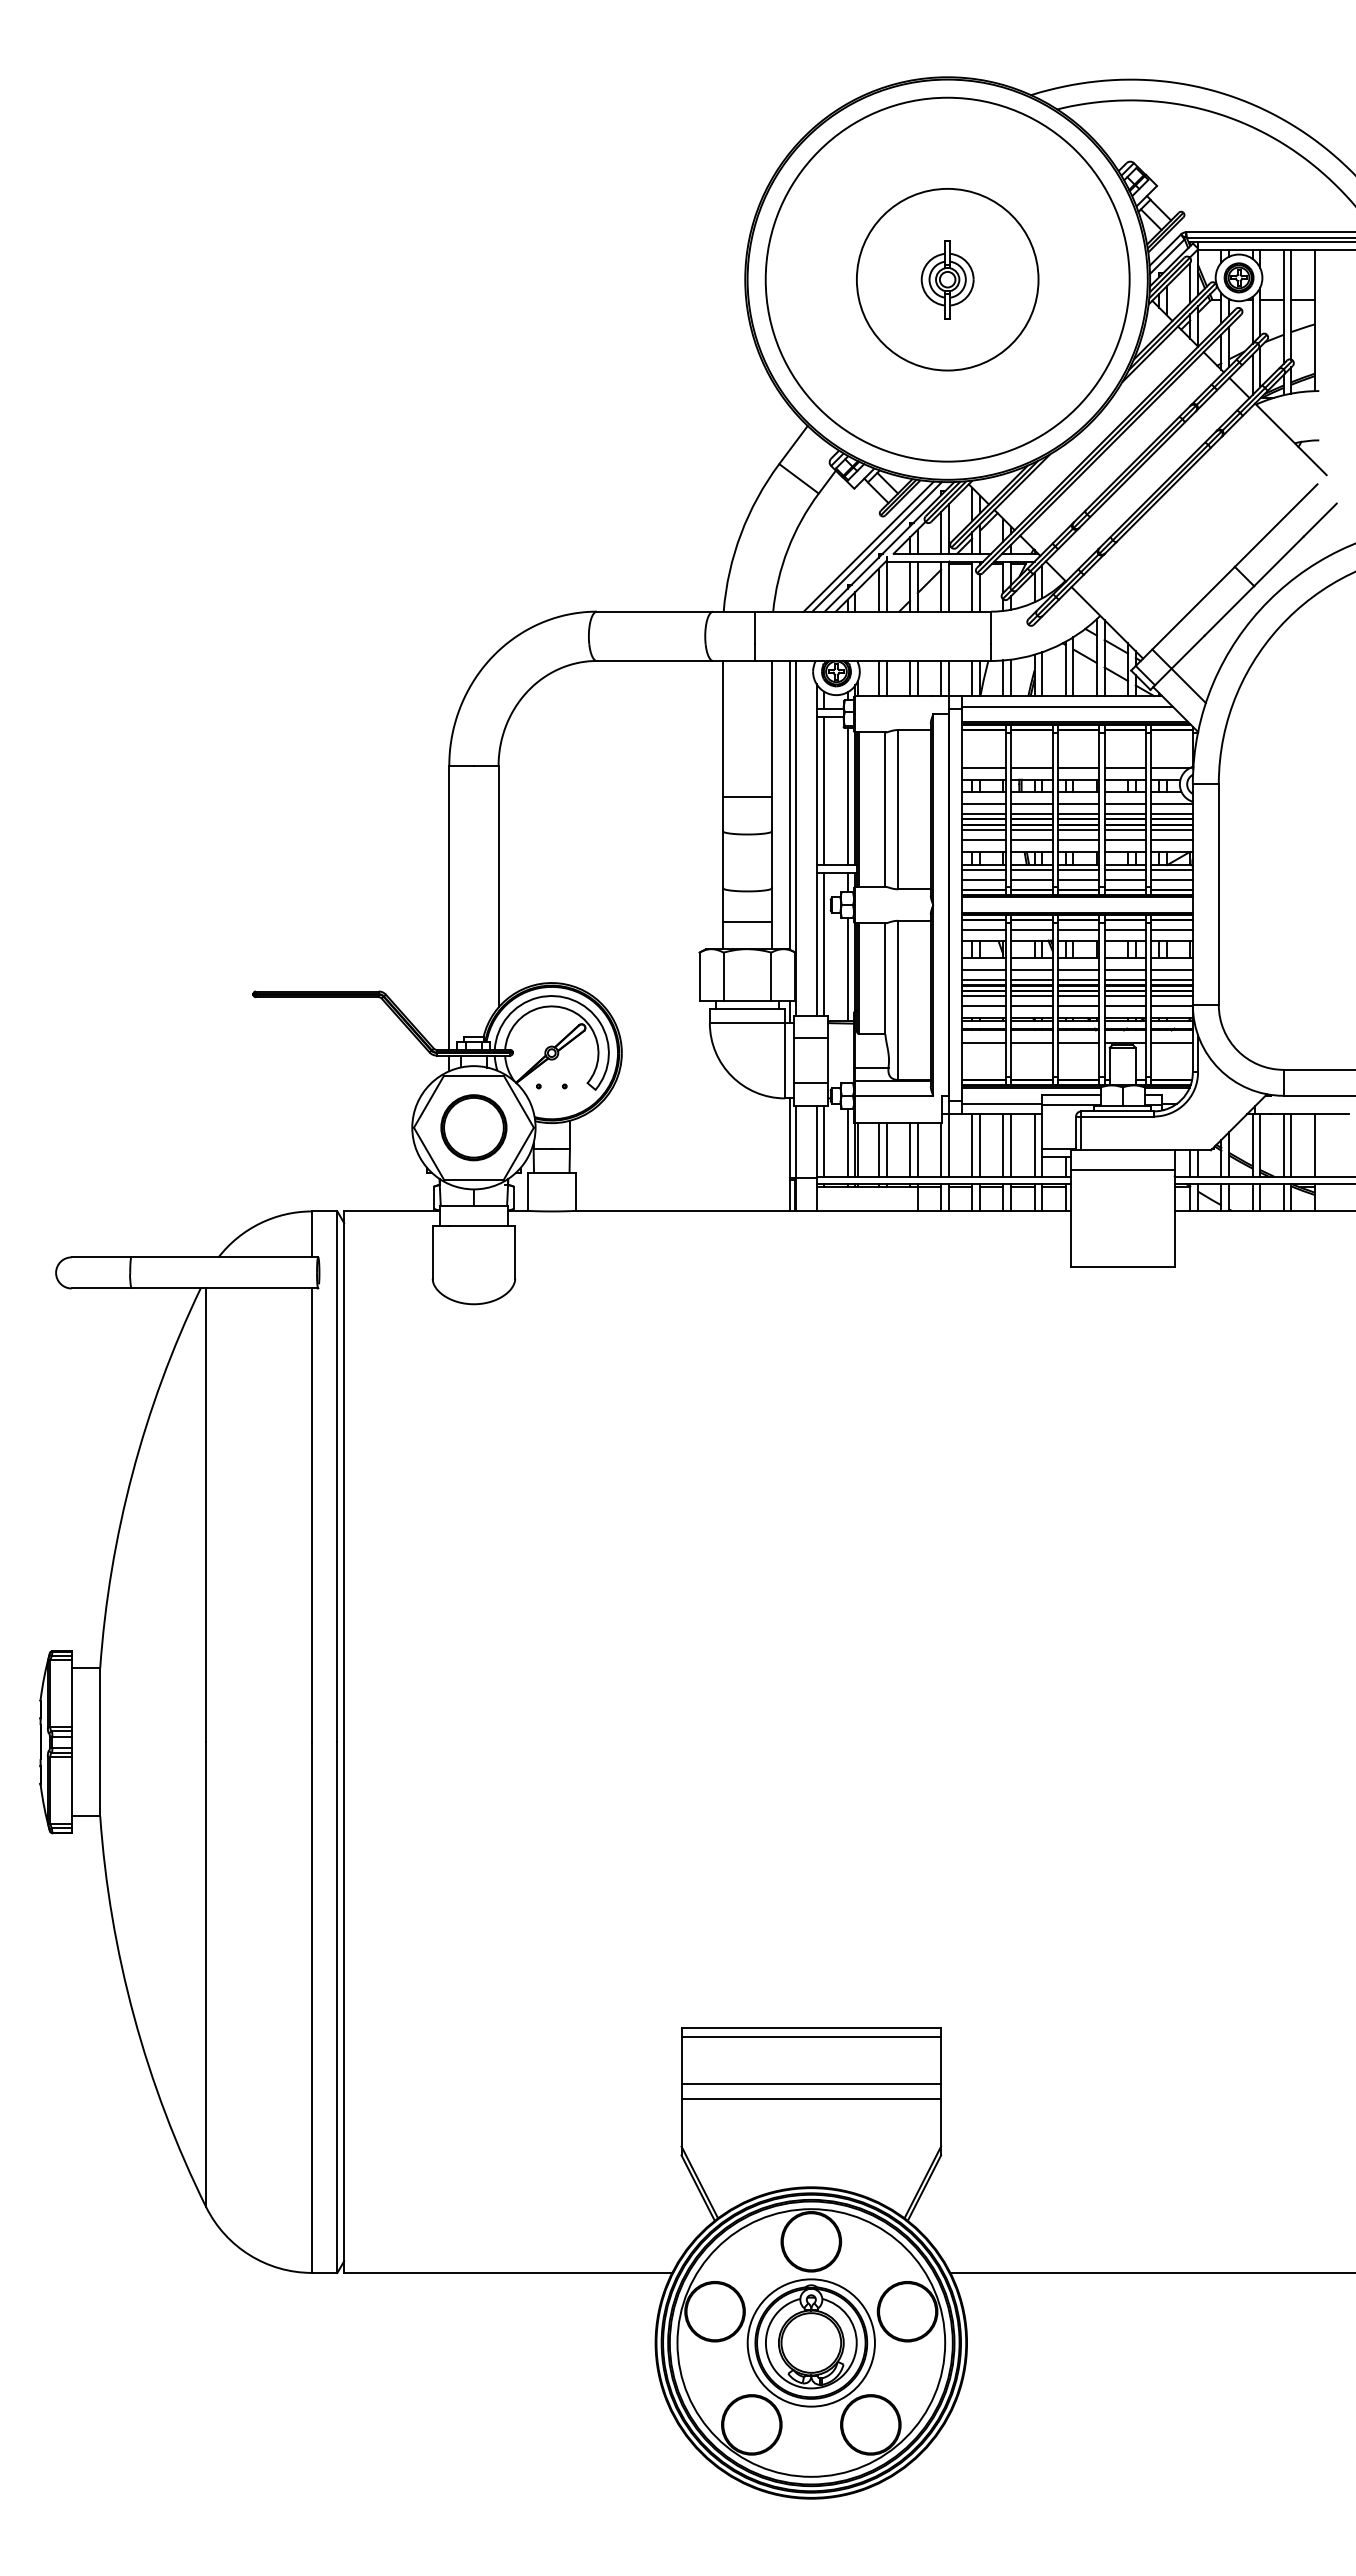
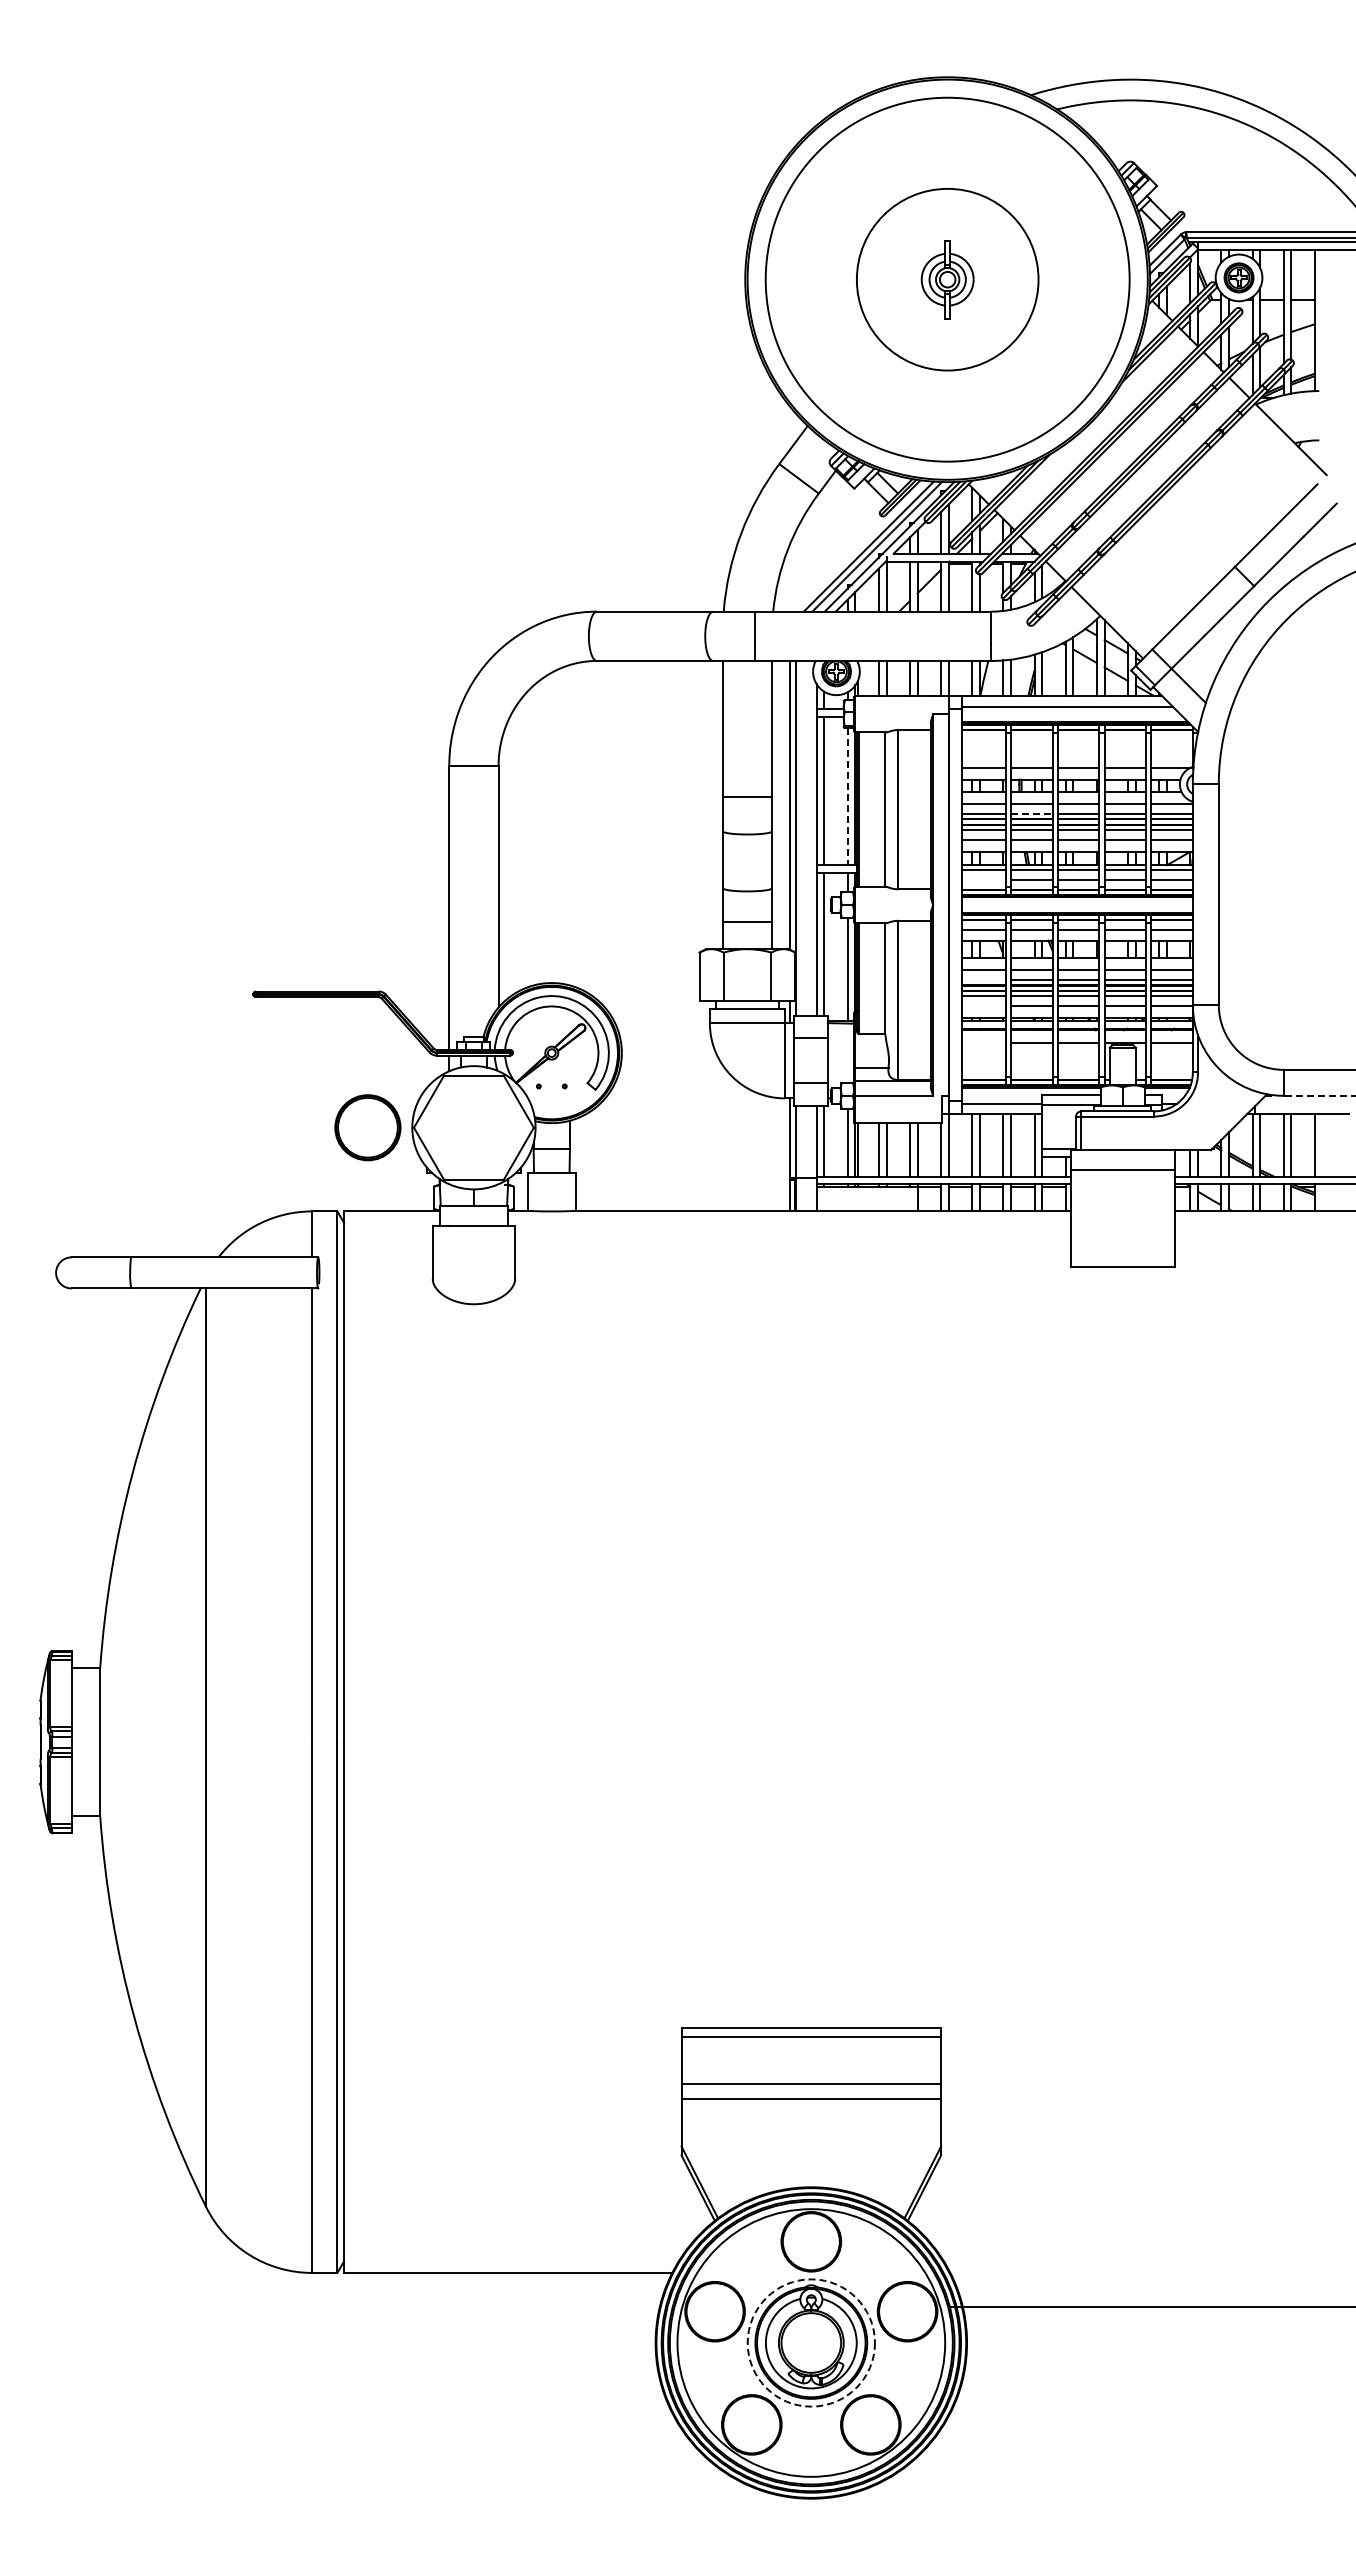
line: solid -> dashed (847, 796)
line: solid -> dashed (1031, 813)
line: present -> none (983, 880)
line: present -> none (983, 979)
line: present -> none (983, 1006)
line: present -> none (983, 1042)
line: solid -> dashed (1319, 1095)
part position: (473, 1127) -> (367, 1127) (367, 1127)
line position: (1151, 2273) -> (1151, 2307) (1151, 2307)
circle: solid -> dashed (810, 2342)
